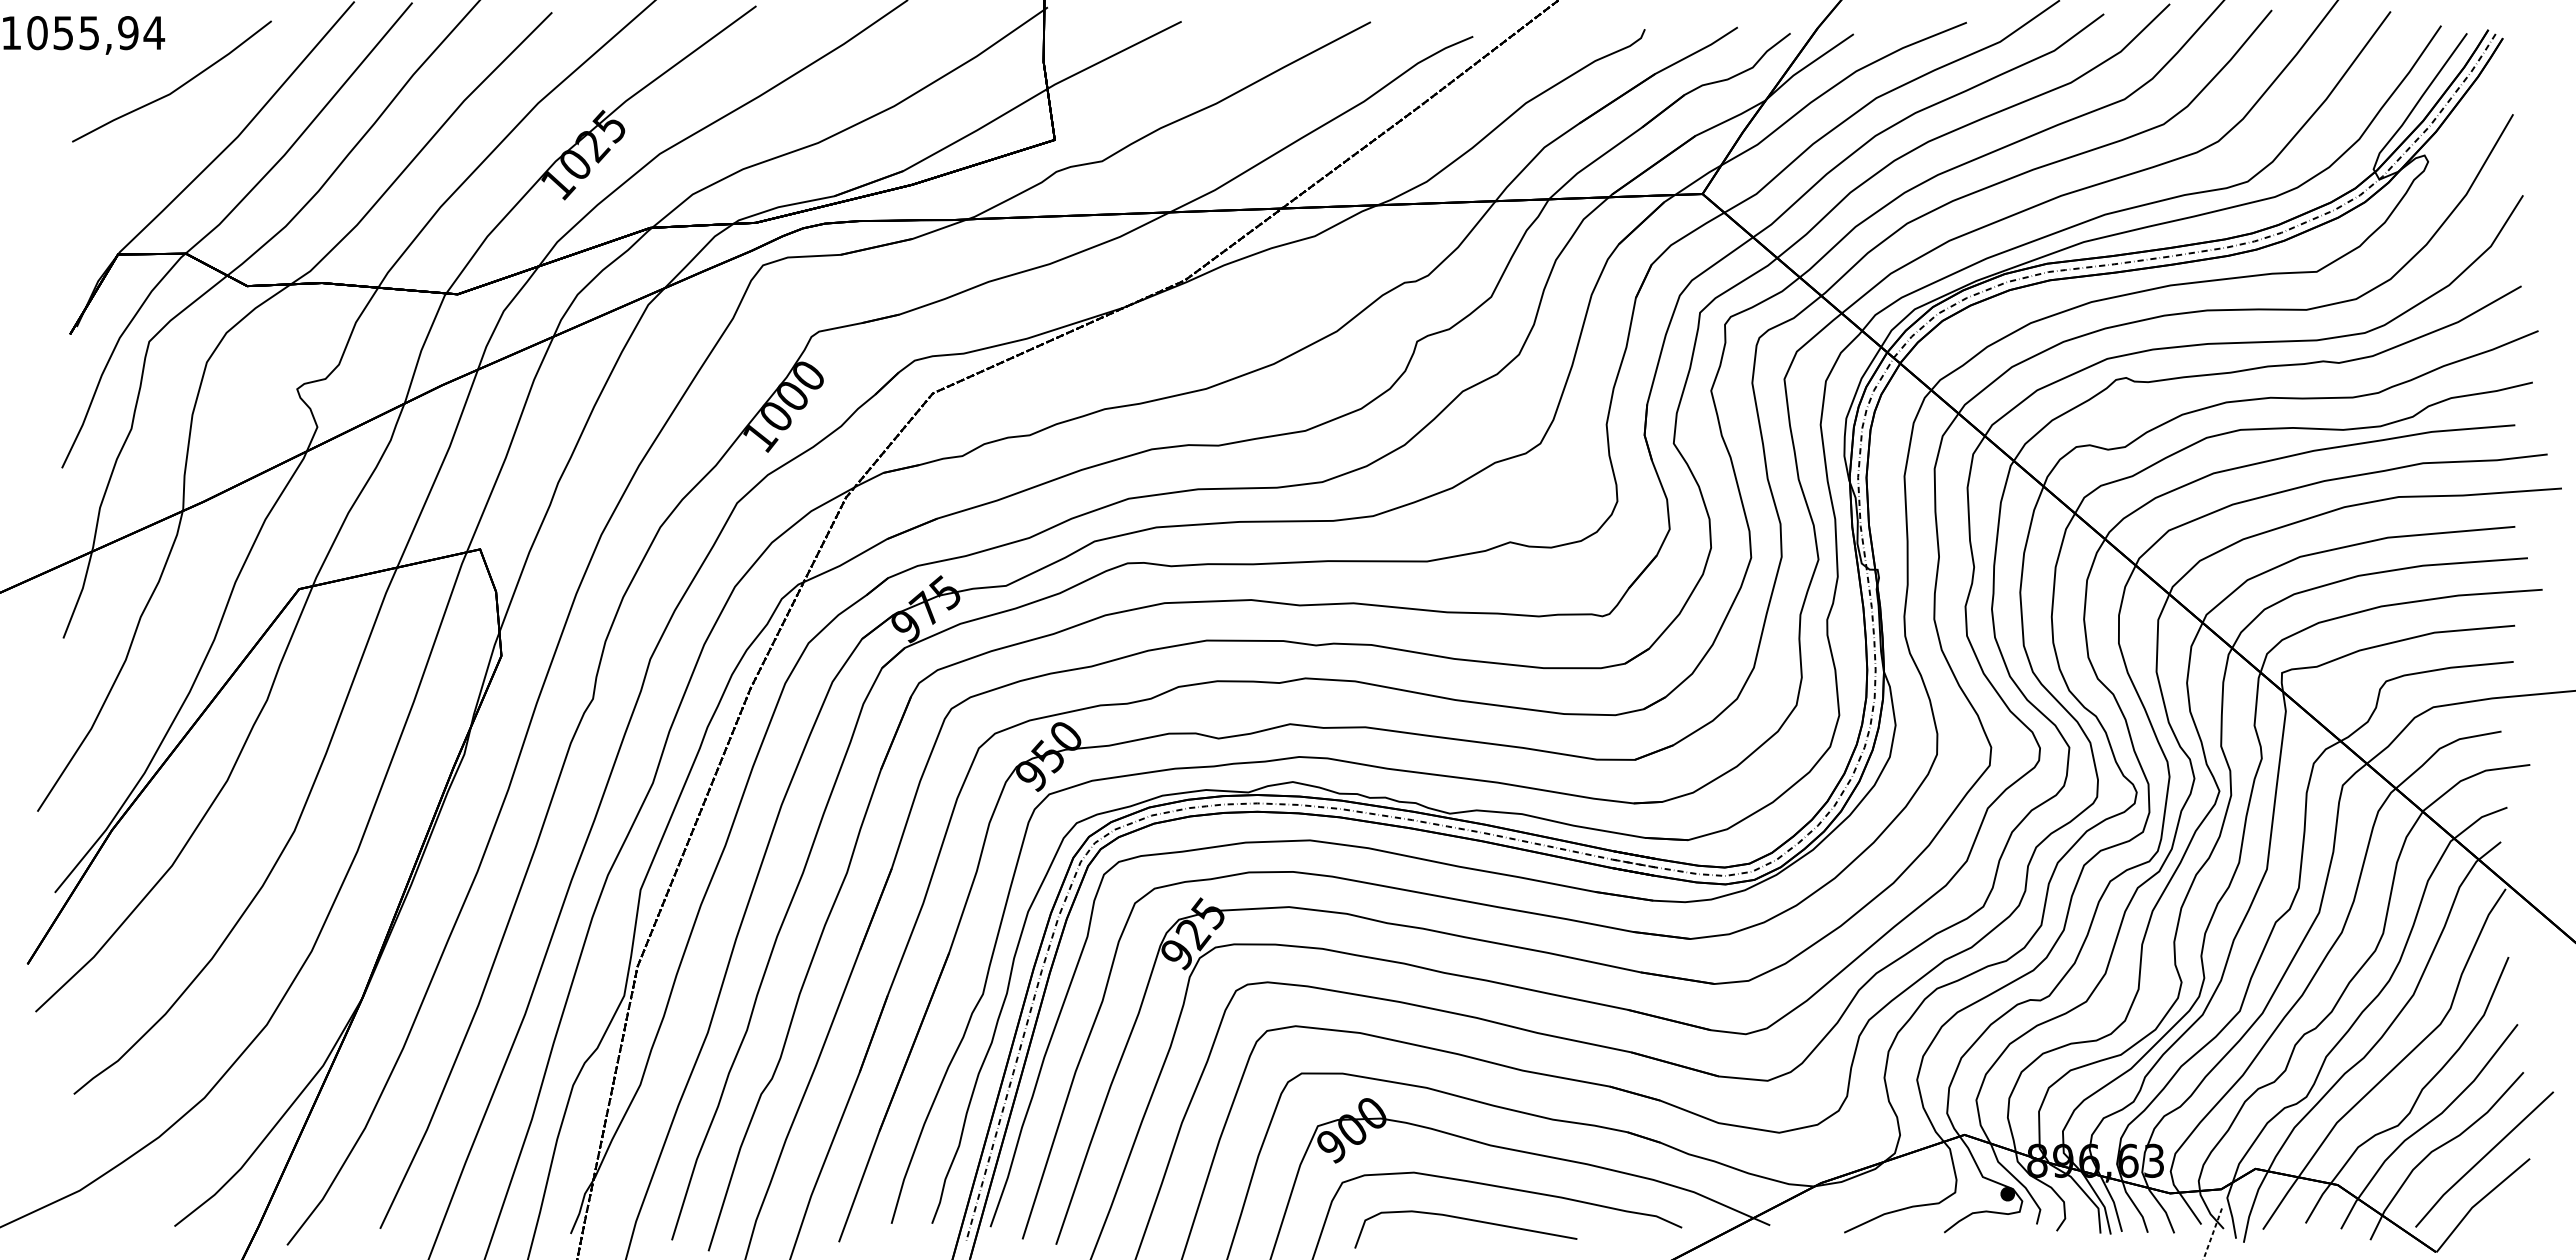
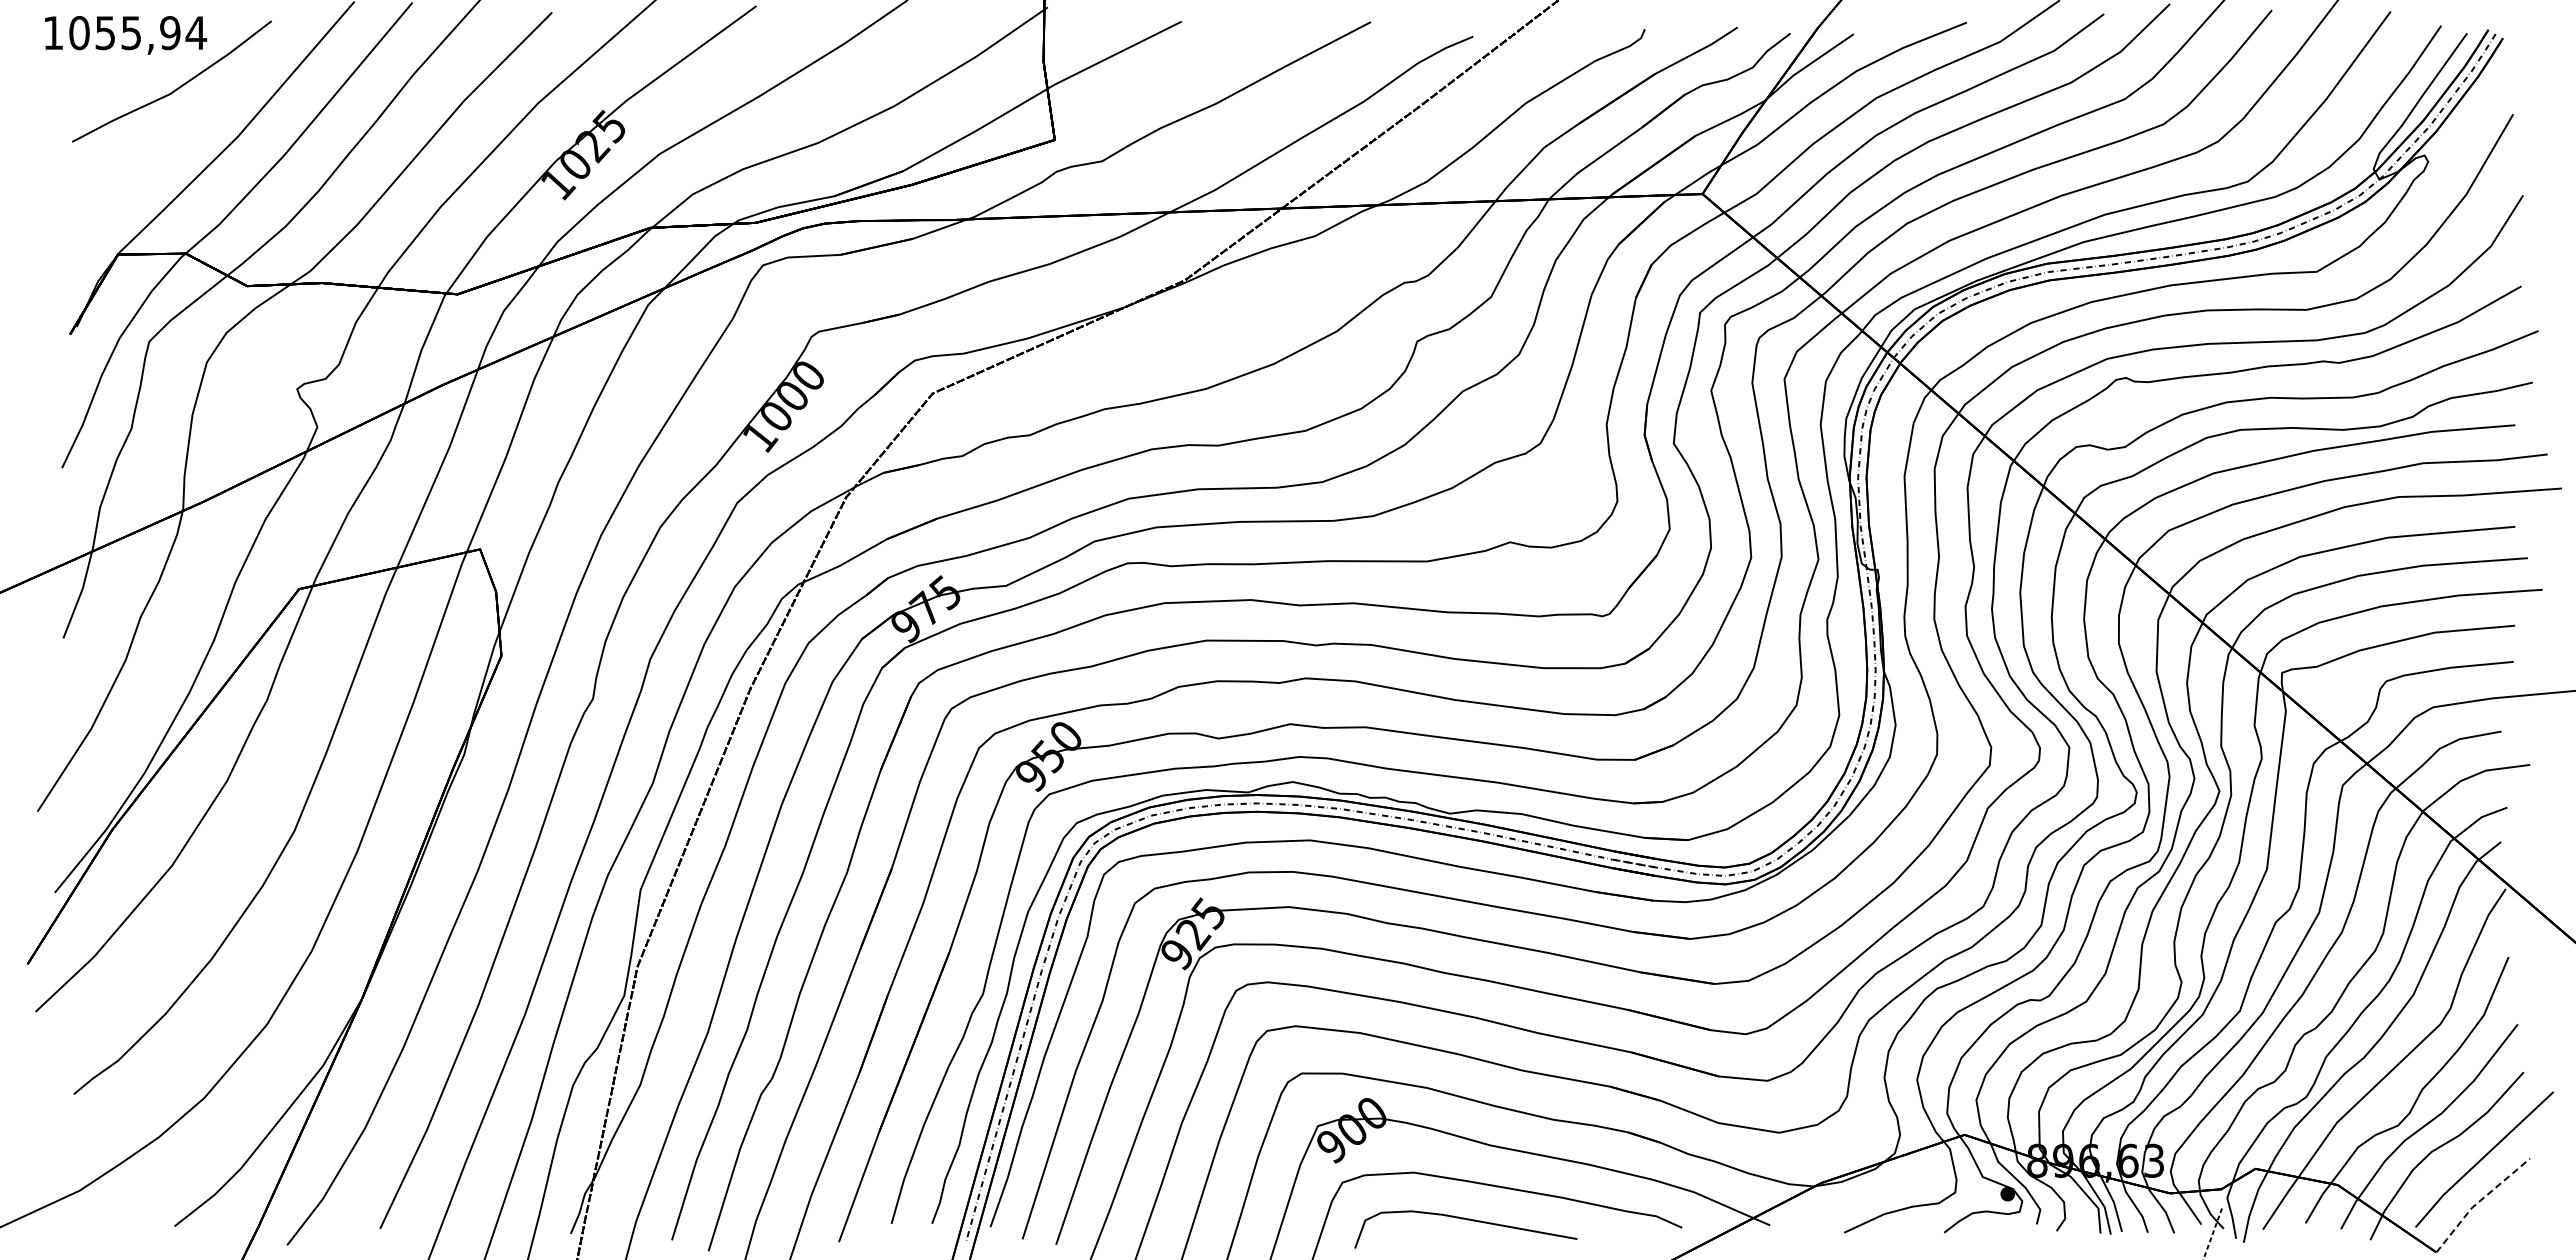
text position: (84, 35) -> (126, 35) (126, 35)
line: solid -> dashed (2479, 1201)
